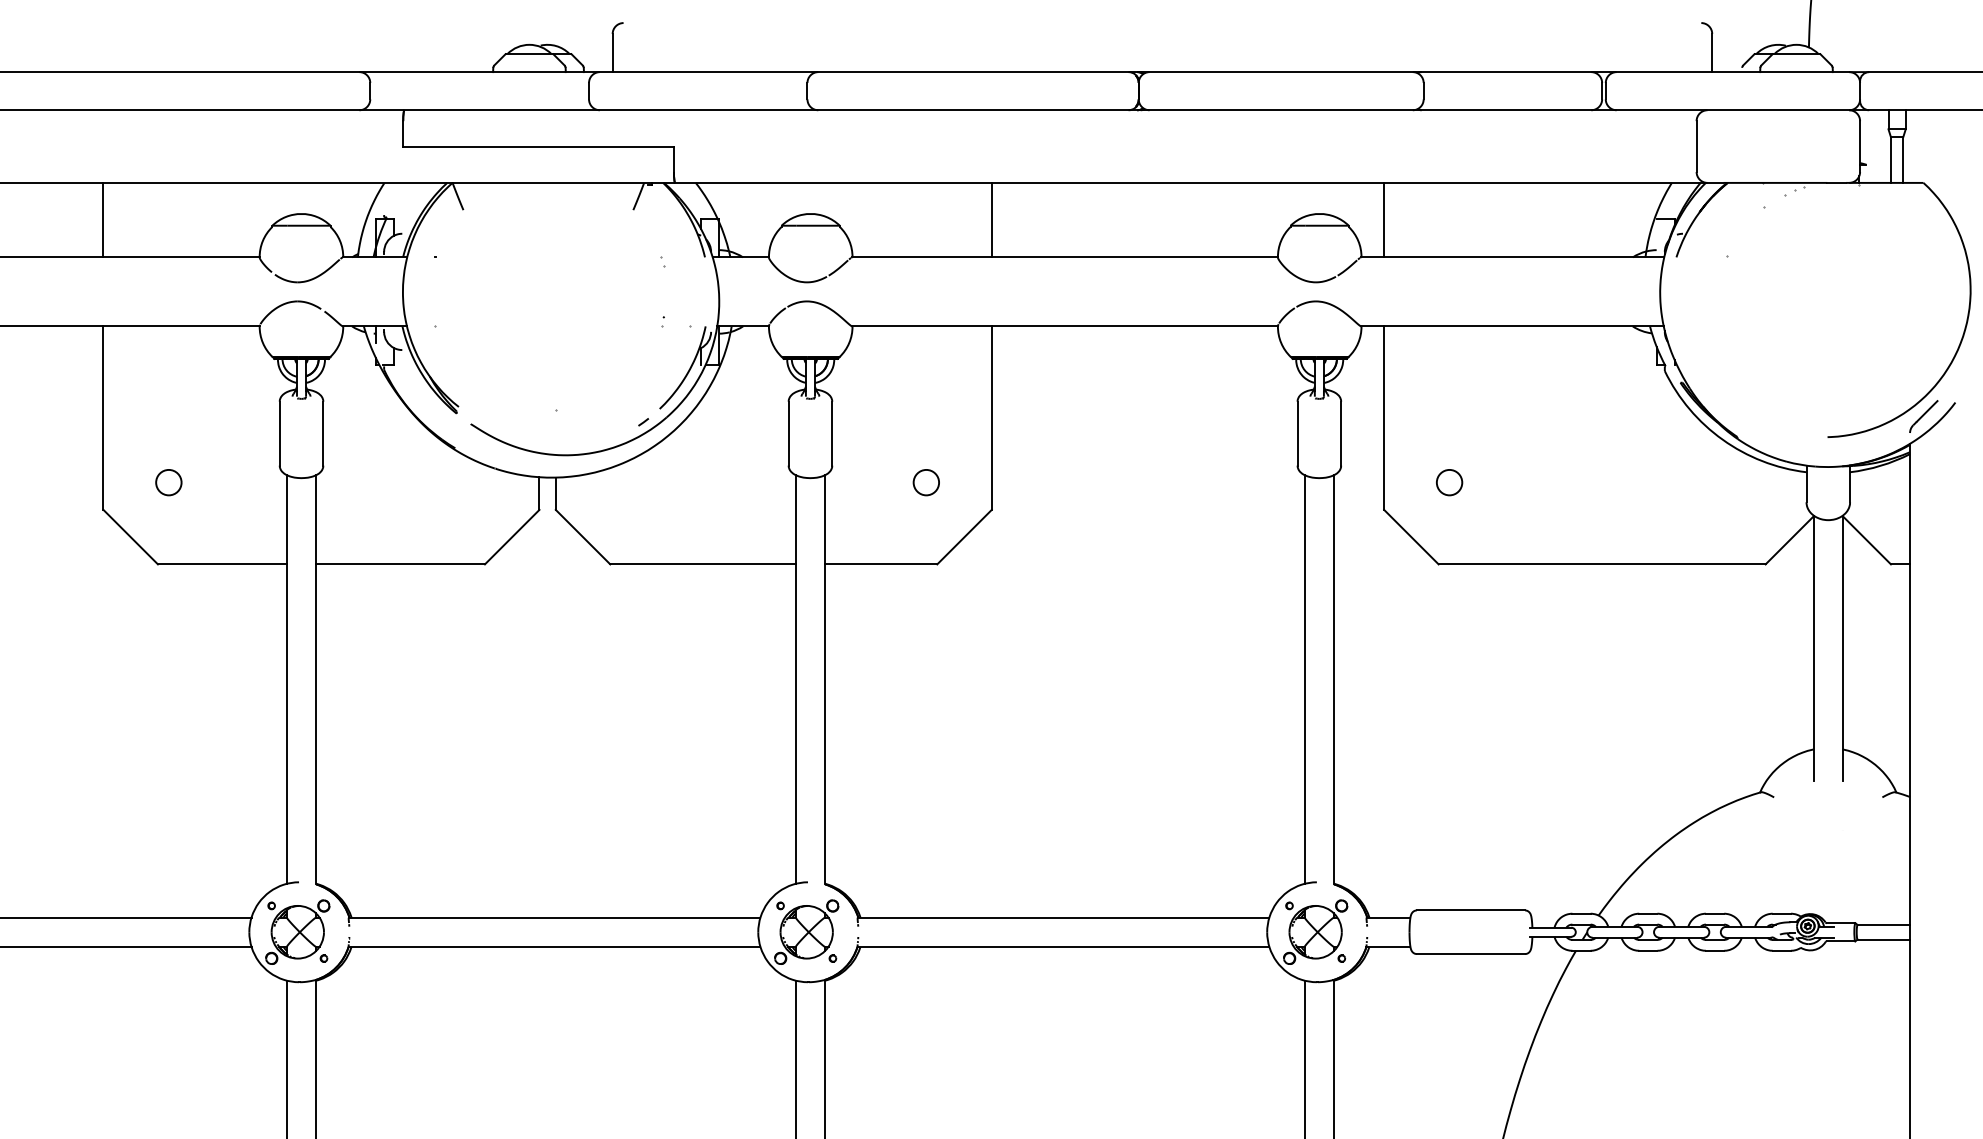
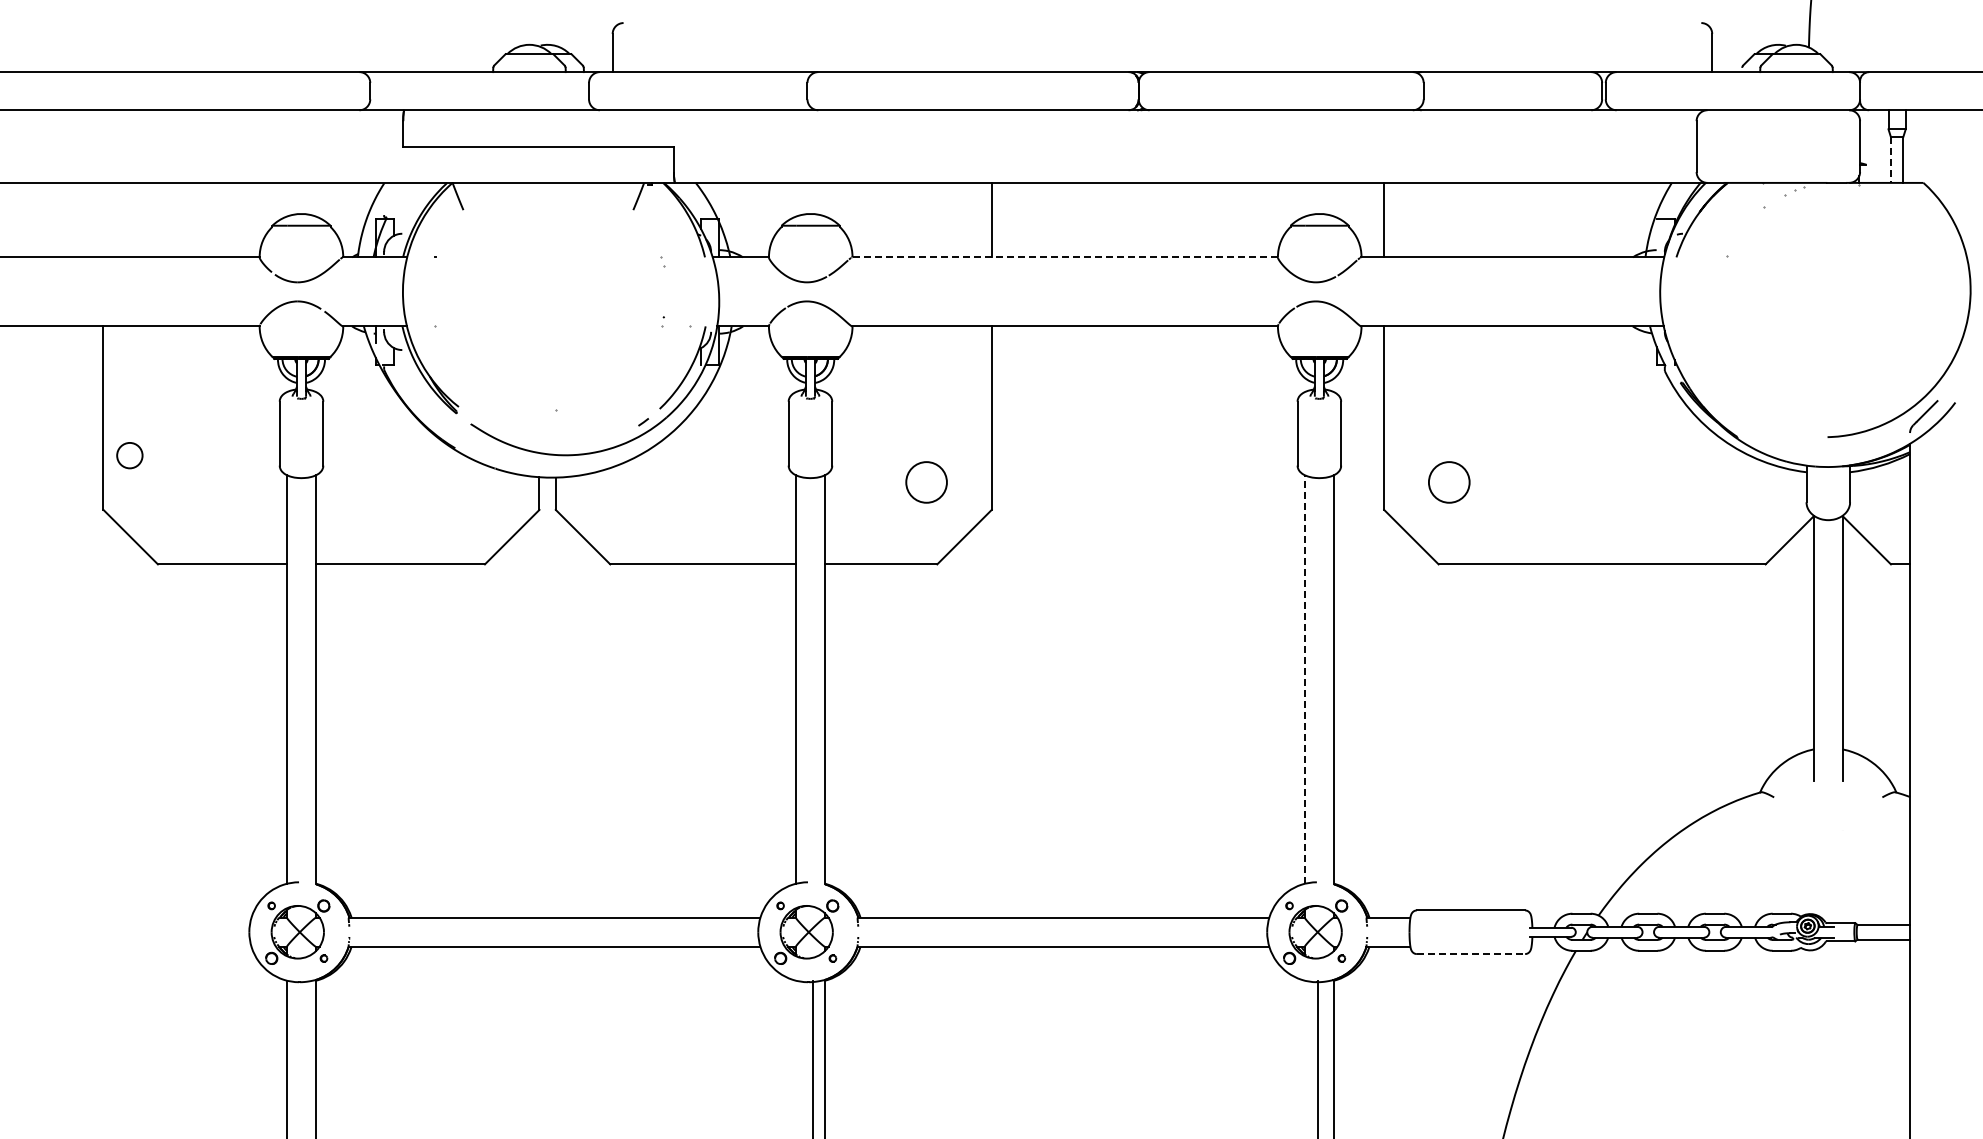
line: solid -> dashed (1890, 160)
line: present -> none (103, 219)
line: solid -> dashed (1065, 257)
circle position: (168, 482) -> (129, 455) (129, 455)
circle size: 28x28 px -> 43x43 px (926, 482)
circle size: 28x28 px -> 43x43 px (1449, 482)
line: solid -> dashed (1304, 679)
line: present -> none (126, 917)
line: present -> none (126, 946)
line: solid -> dashed (1471, 954)
line position: (795, 1057) -> (812, 1057) (812, 1057)
line position: (1304, 1057) -> (1317, 1057) (1317, 1057)
